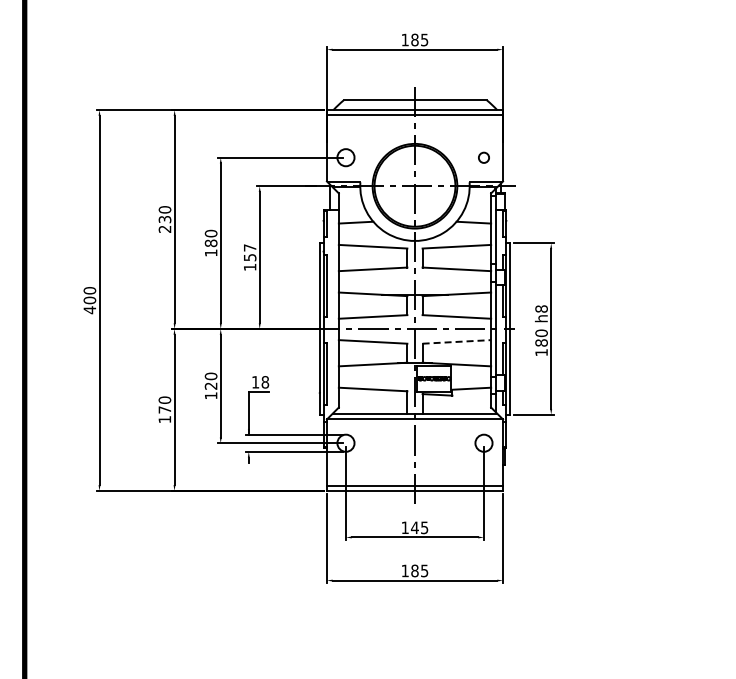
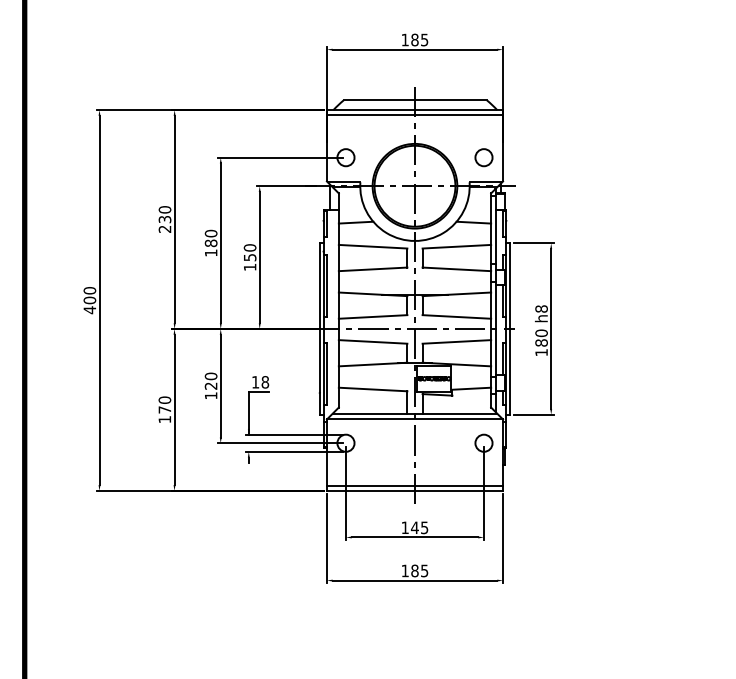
circle size: 12x13 px -> 20x20 px (483, 157)
text: 157 -> 150 (249, 247)
line: dashed -> solid (457, 341)
